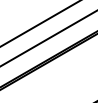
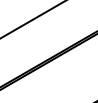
line position: (39, 23) -> (32, 19) (32, 19)
line: present -> none (48, 38)
